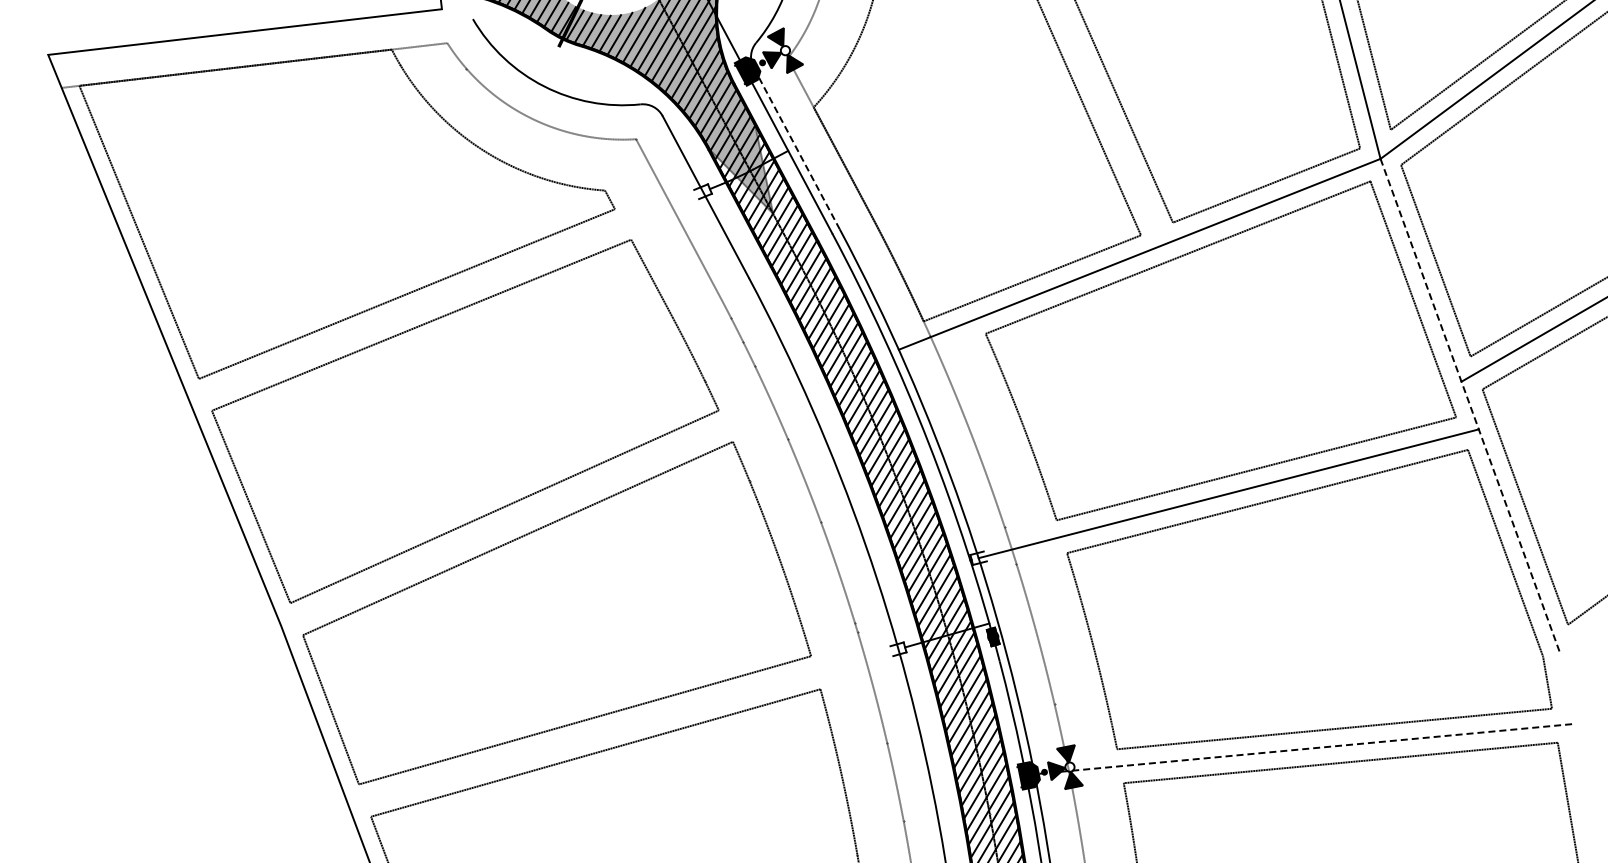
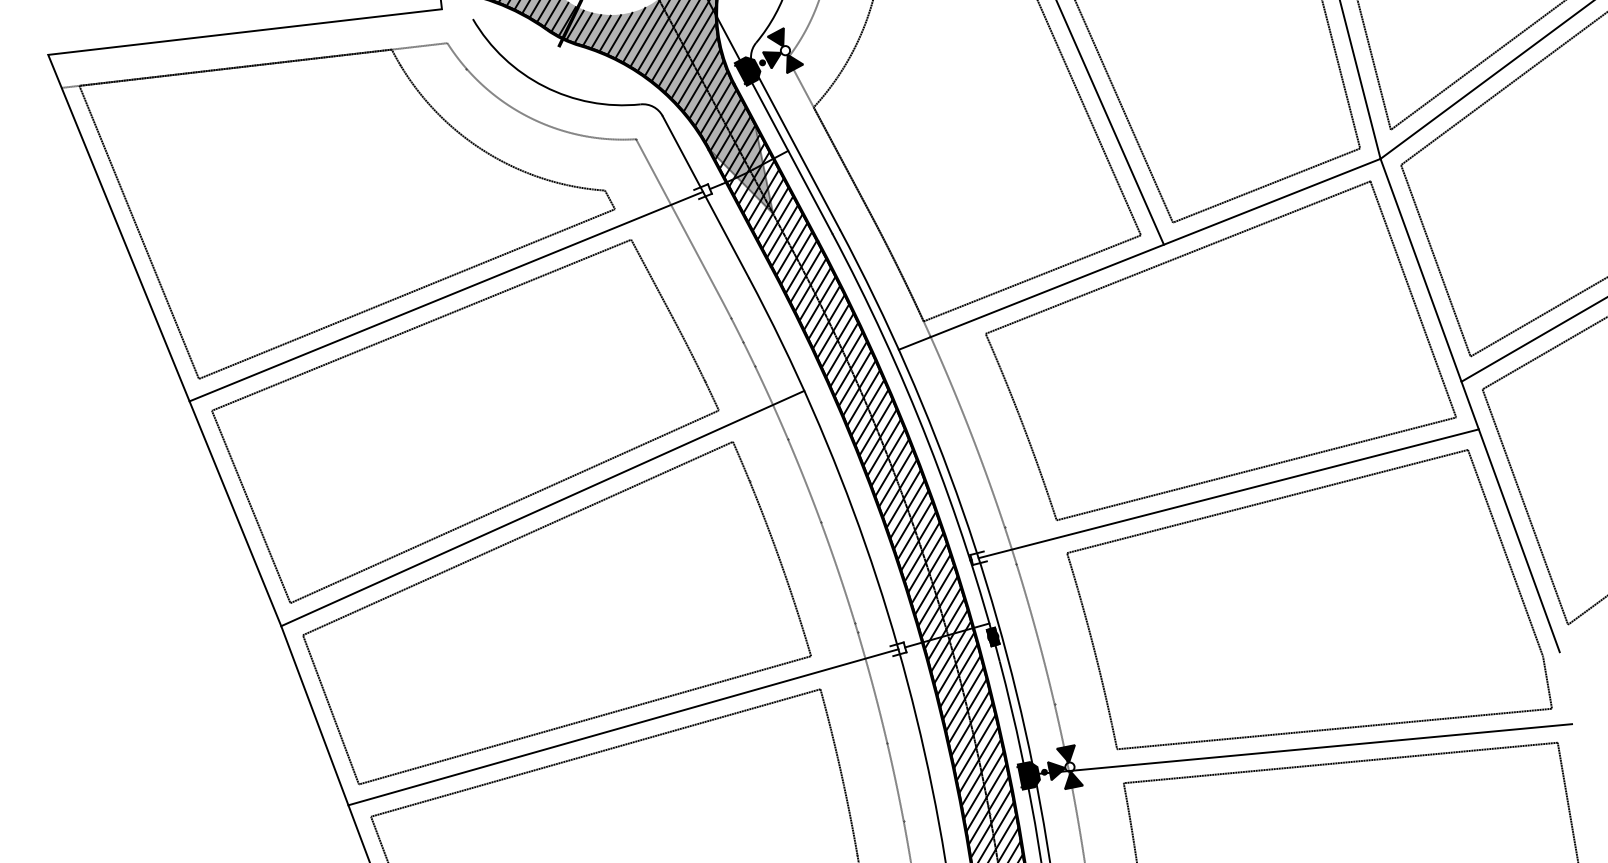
line: none -> present (1110, 123)
line: dashed -> solid (796, 148)
line: none -> present (446, 296)
line: dashed -> solid (1470, 406)
line: none -> present (542, 508)
line: none -> present (623, 727)
line: dashed -> solid (1303, 749)
